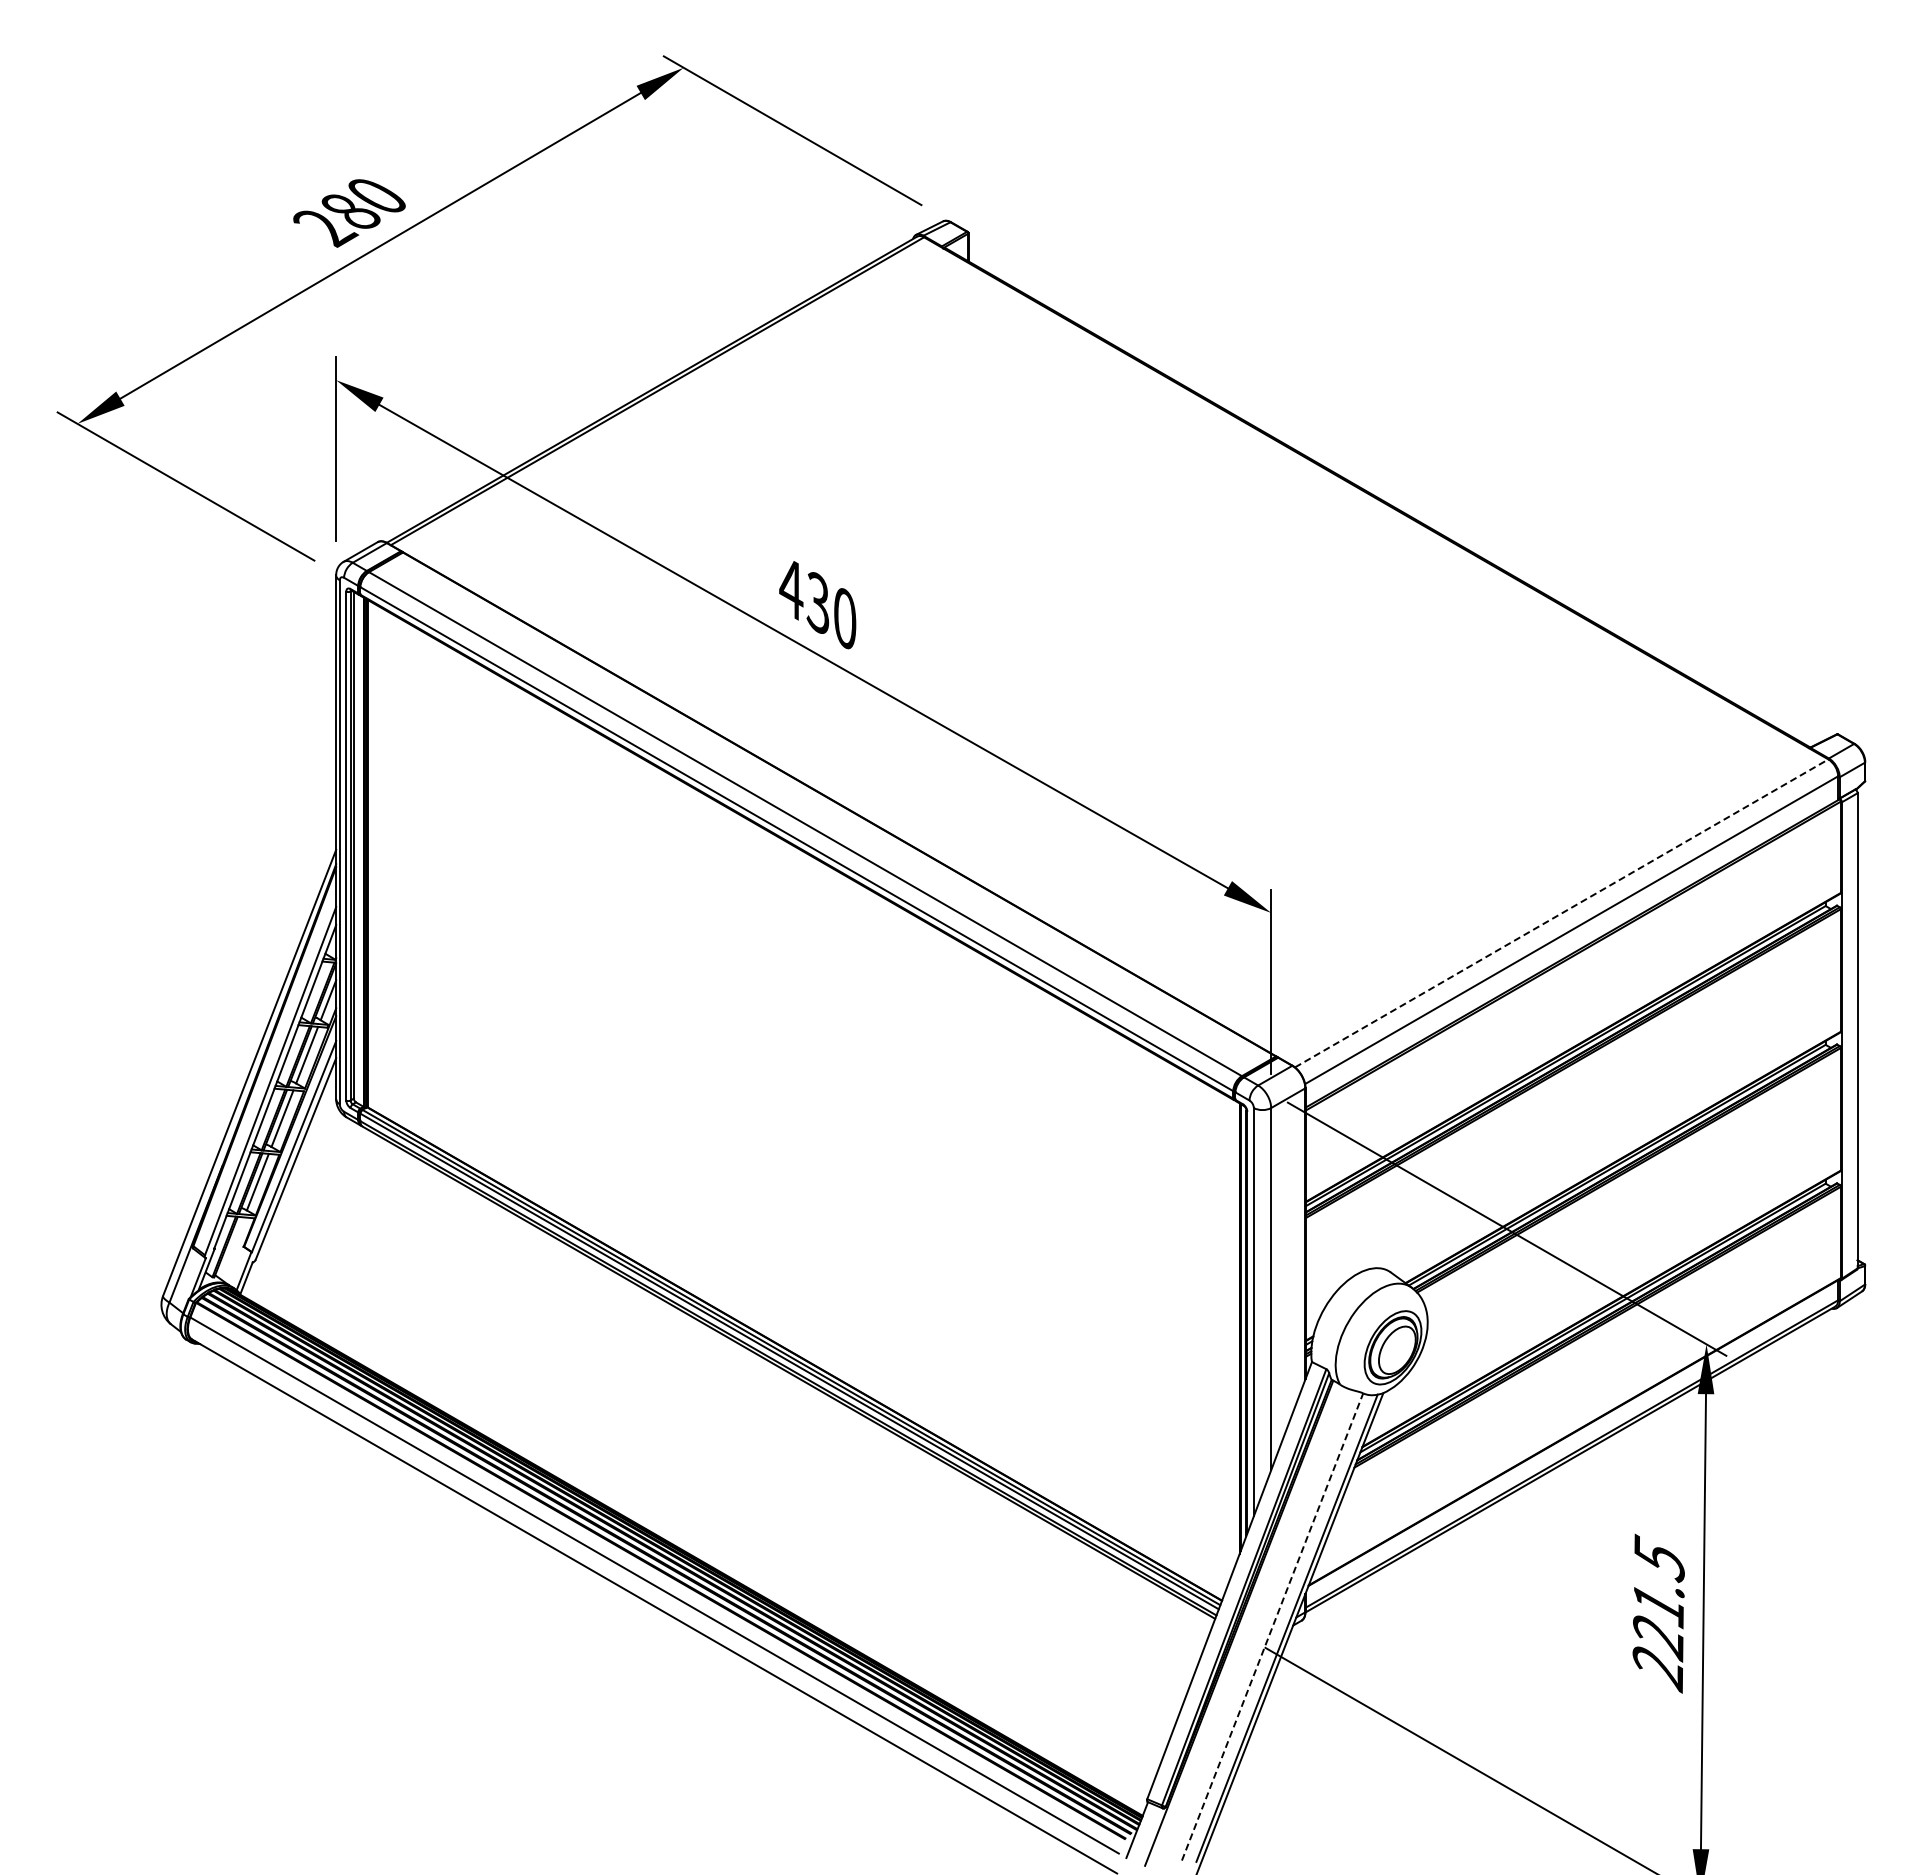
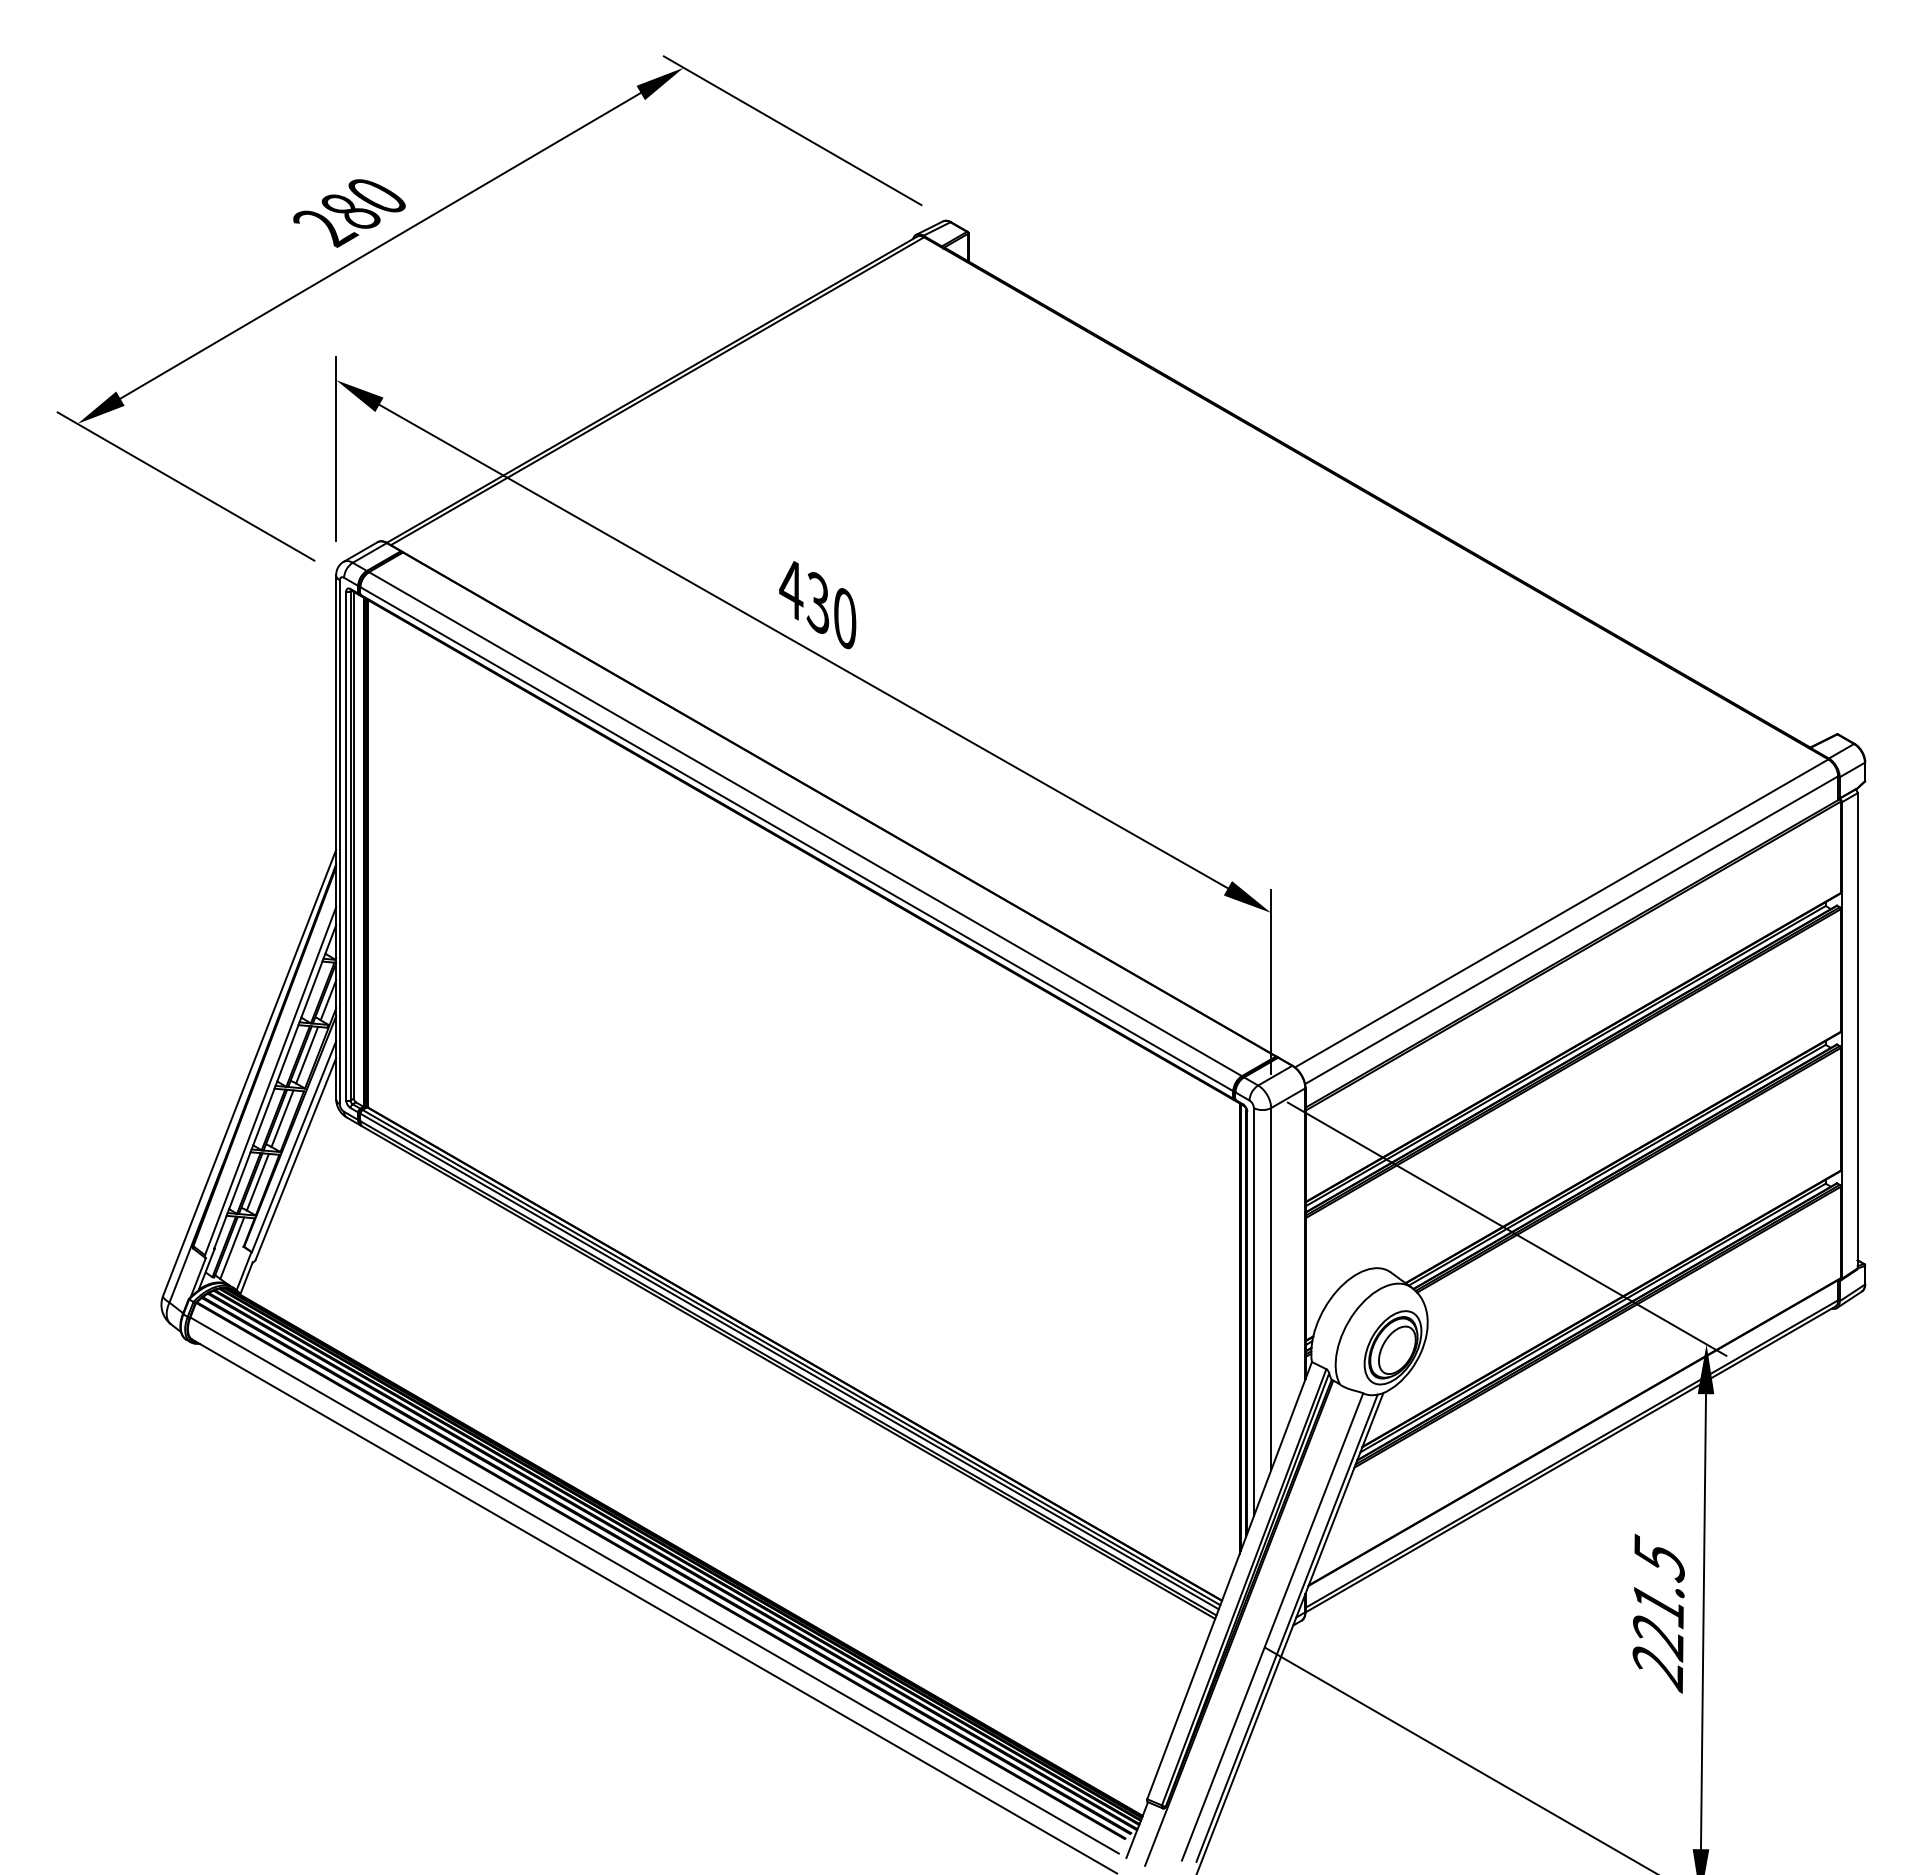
line: dashed -> solid (1561, 913)
line: none -> present (232, 1247)
line: dashed -> solid (1272, 1626)
